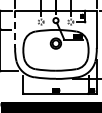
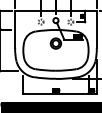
line: dashed -> solid (15, 30)
